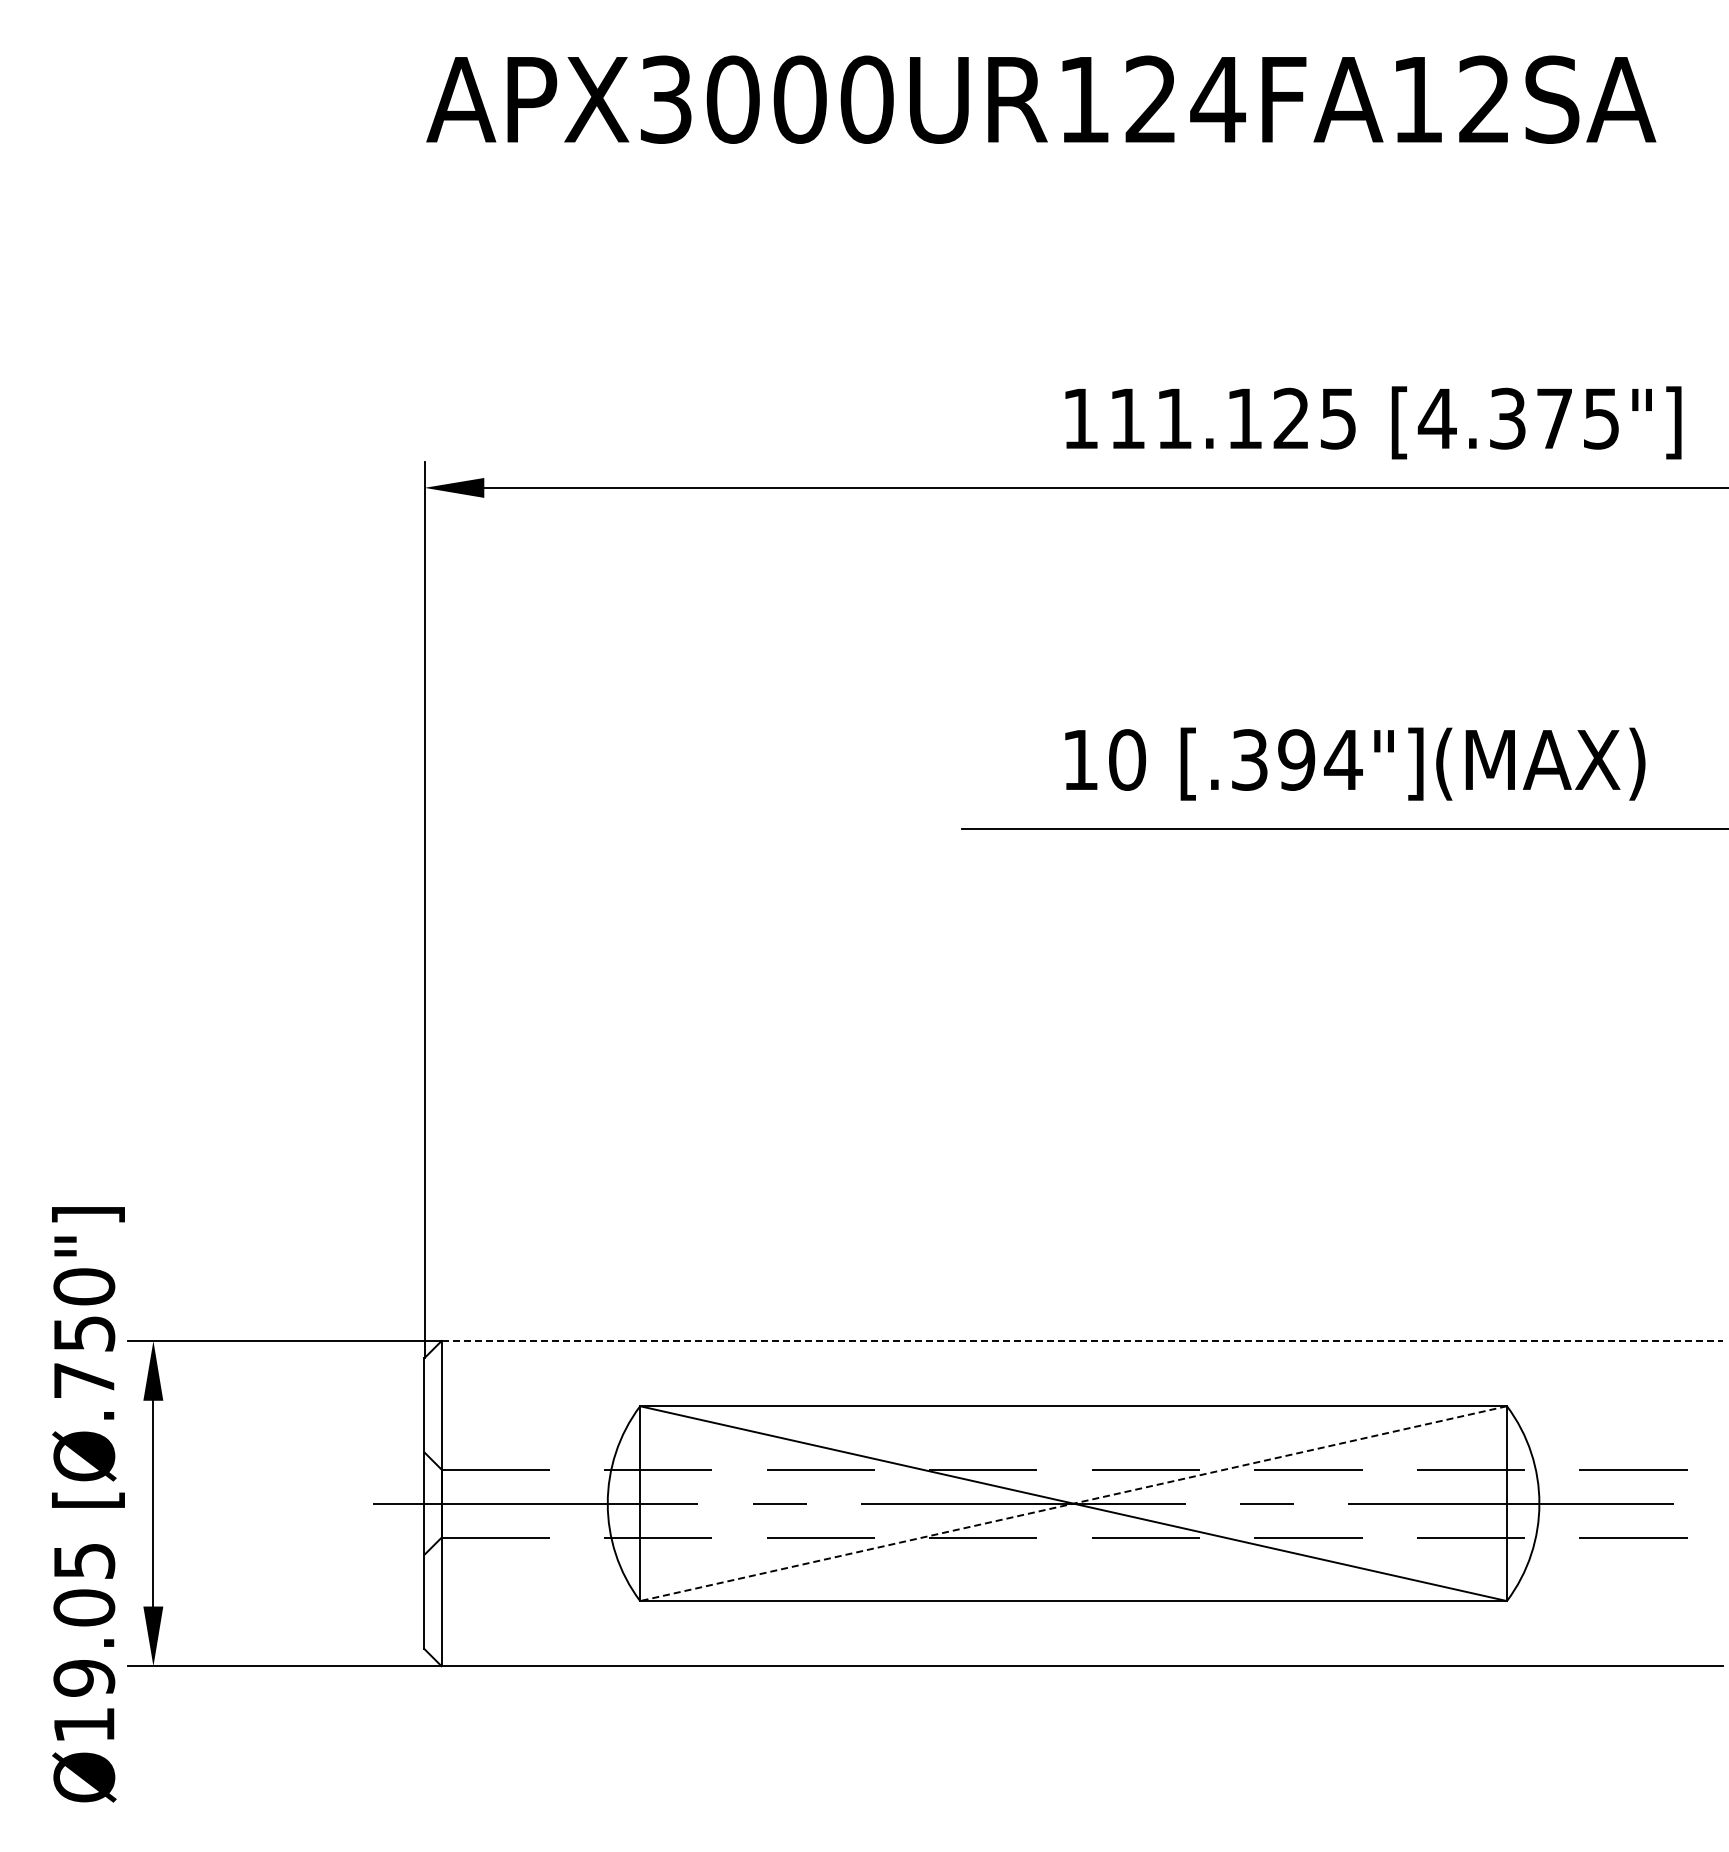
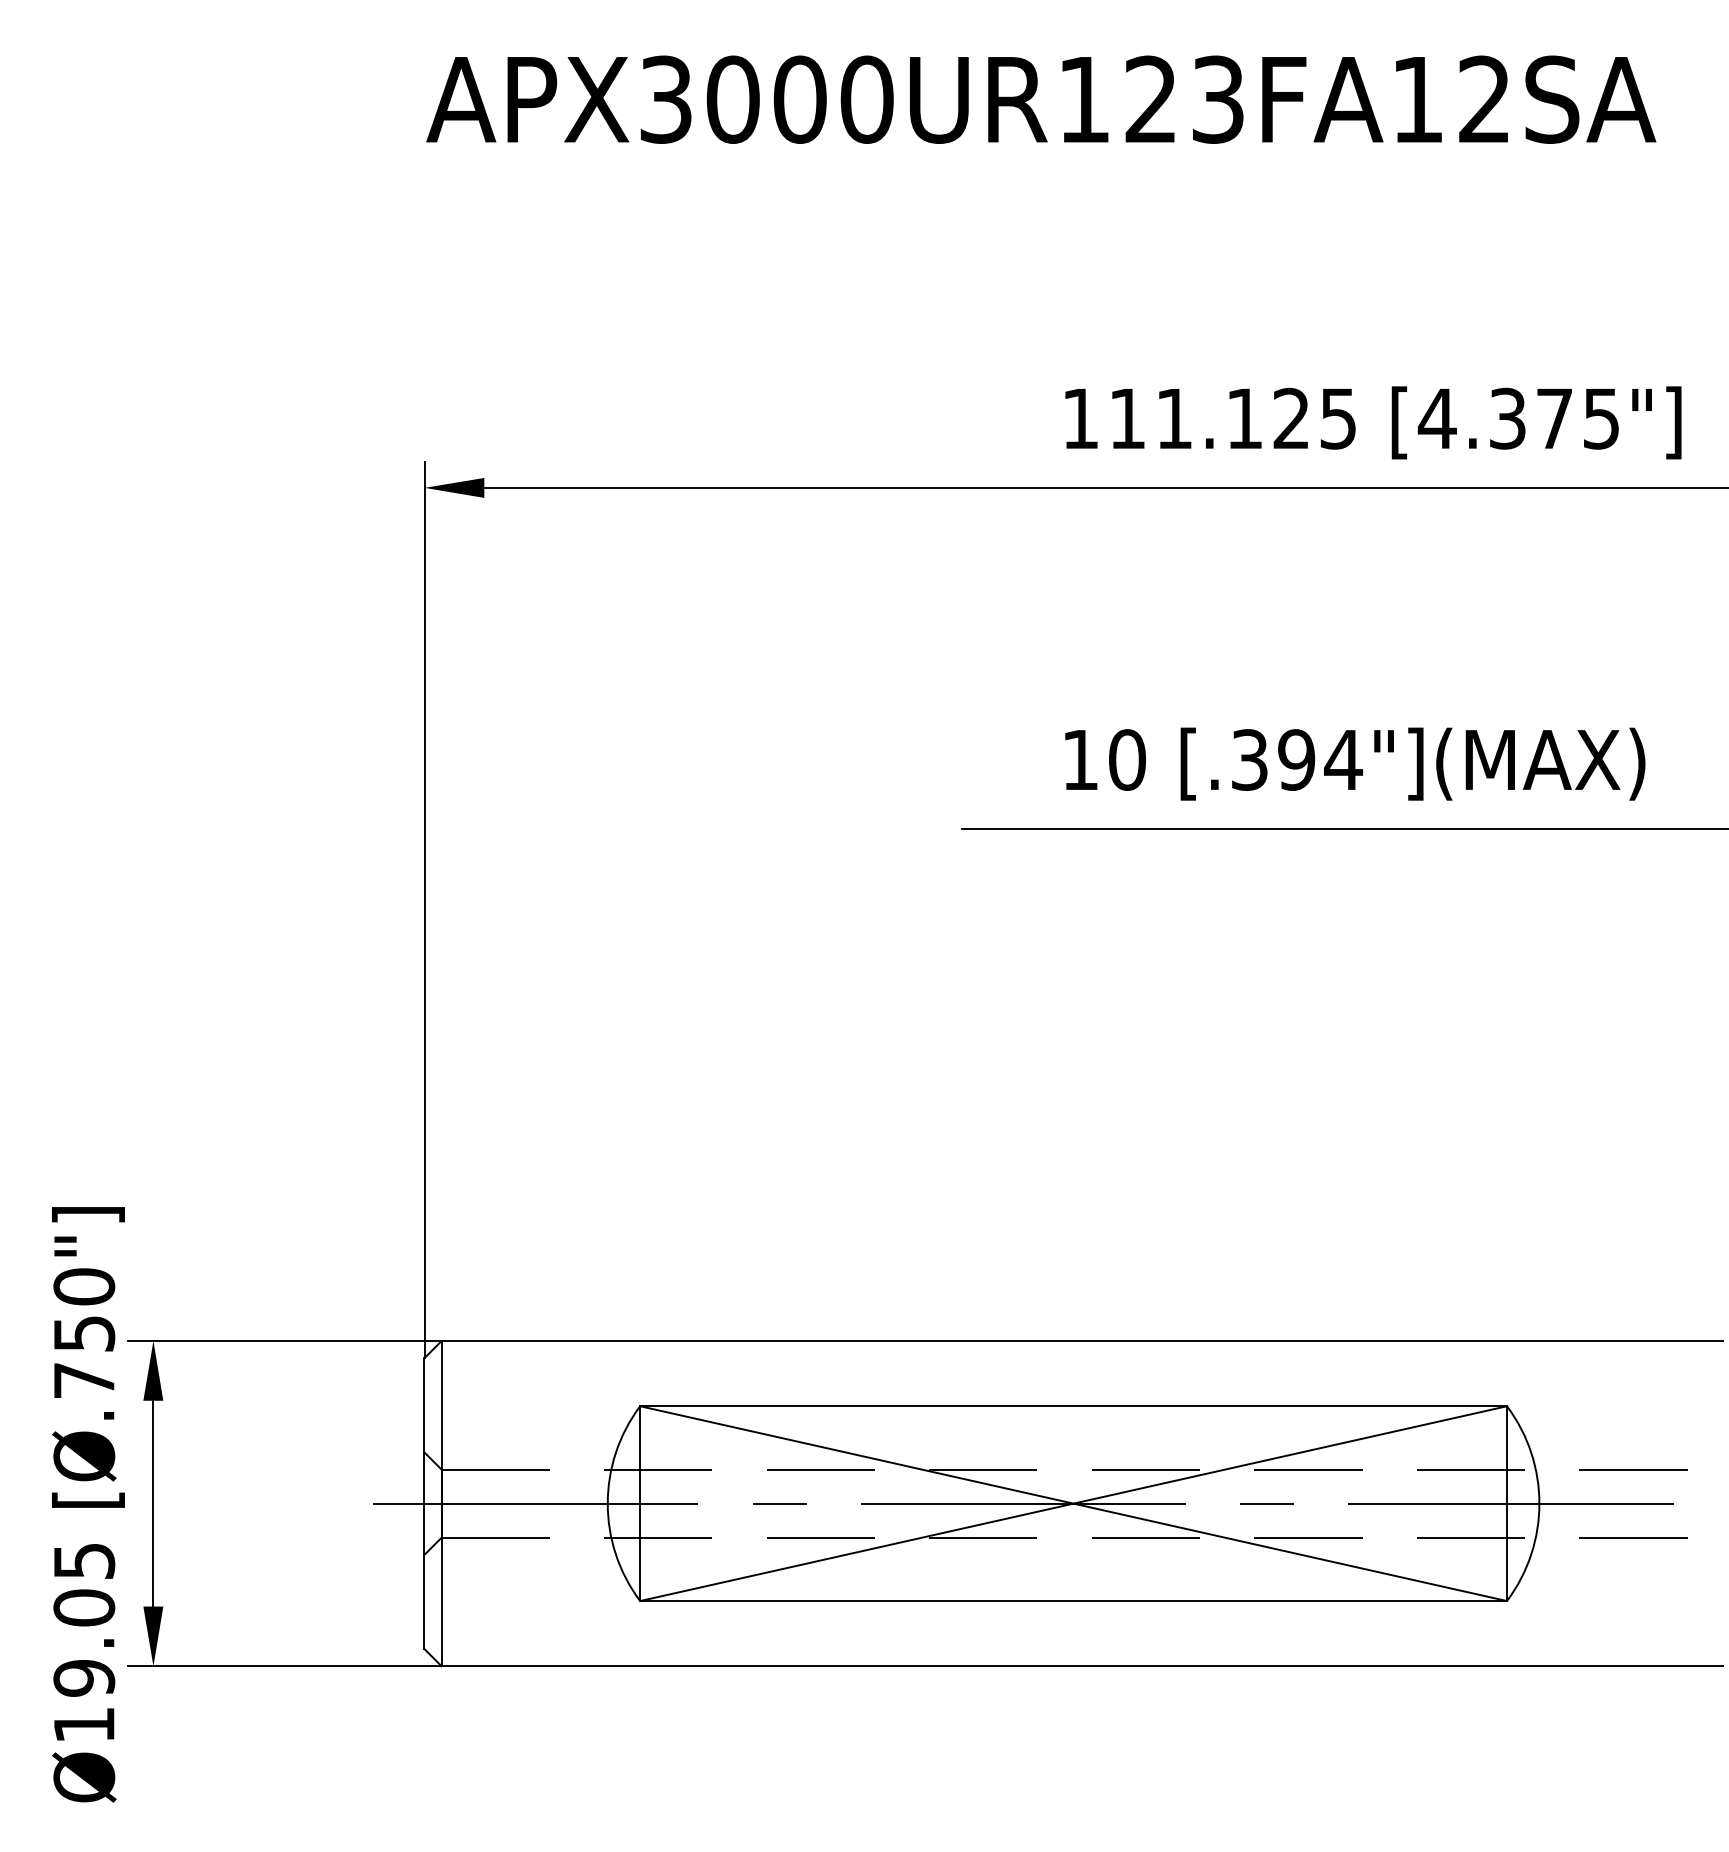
text: APX3000UR124FA12SA -> APX3000UR123FA12SA (1217, 99)
line: dashed -> solid (1082, 1341)
line: dashed -> solid (1073, 1503)
